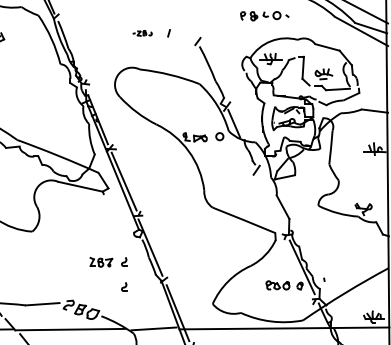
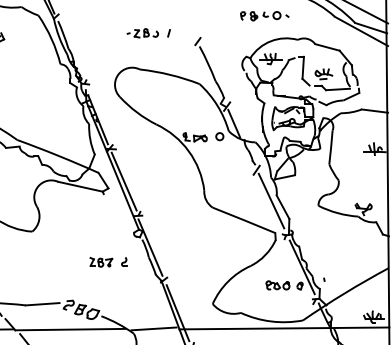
part size: 21x8 px -> 33x11 px (142, 33)
line: none -> present (271, 200)
part: present -> none (124, 286)
